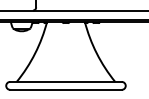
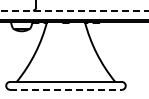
line: solid -> dashed (74, 10)
line: solid -> dashed (65, 89)
